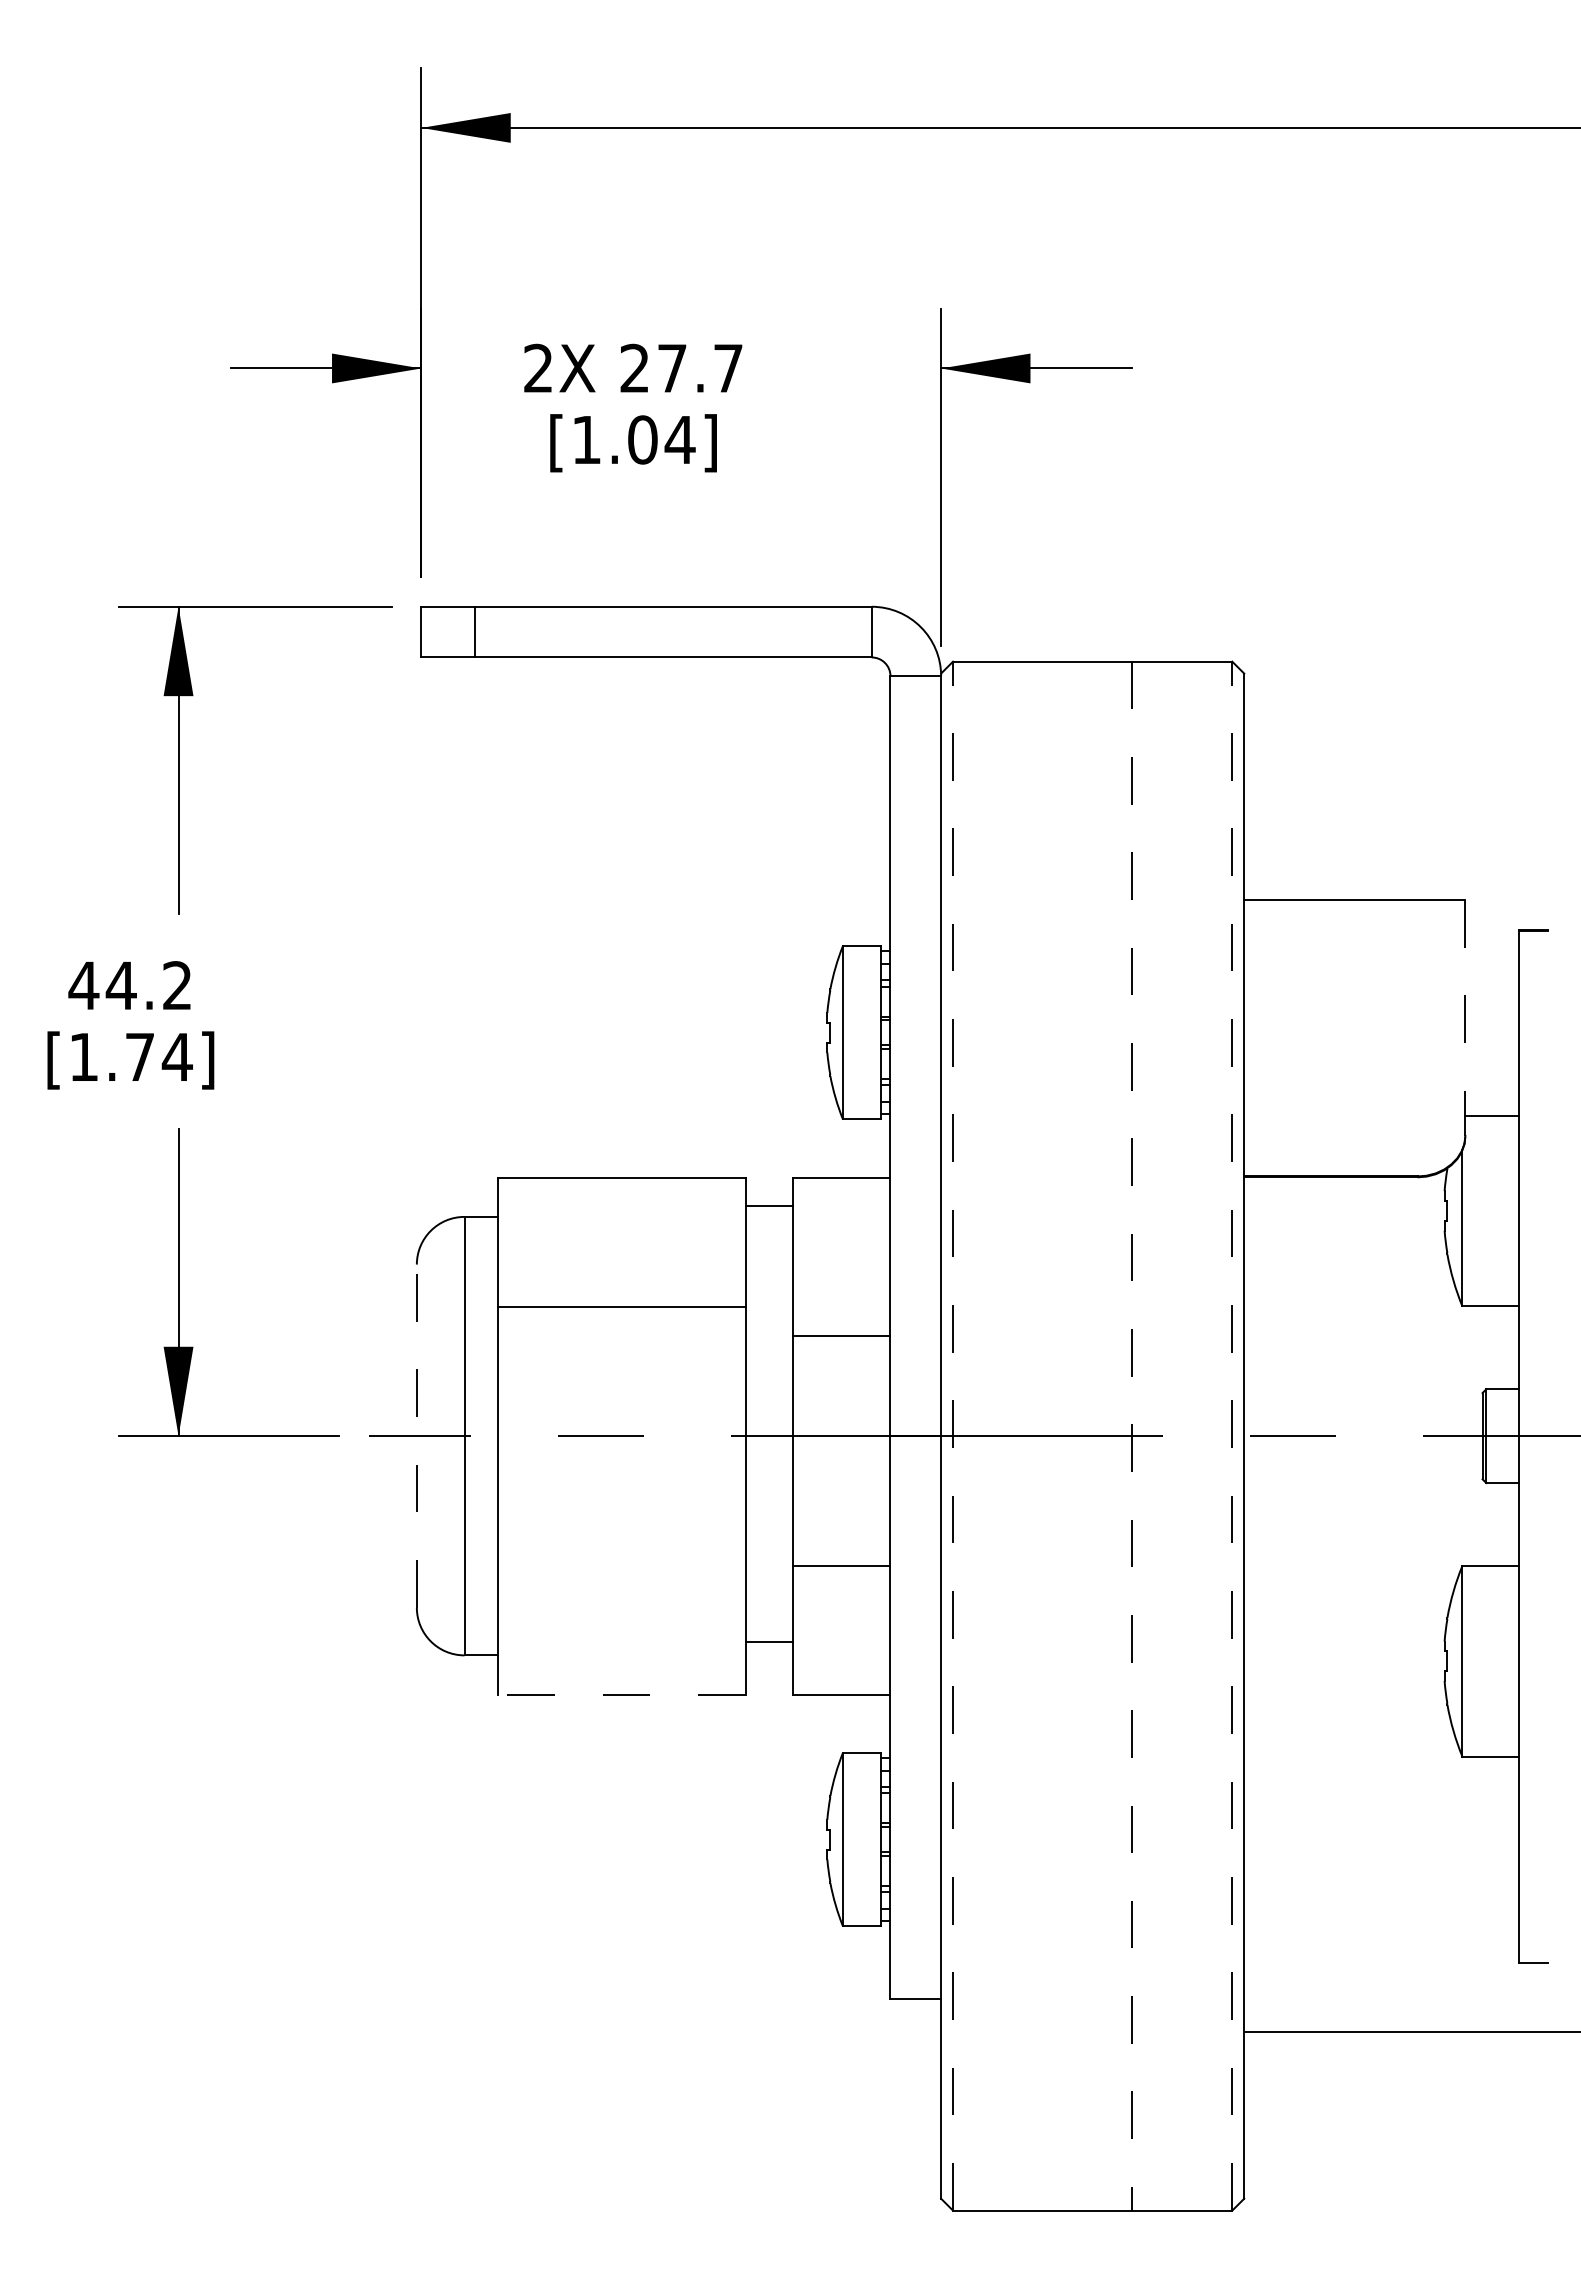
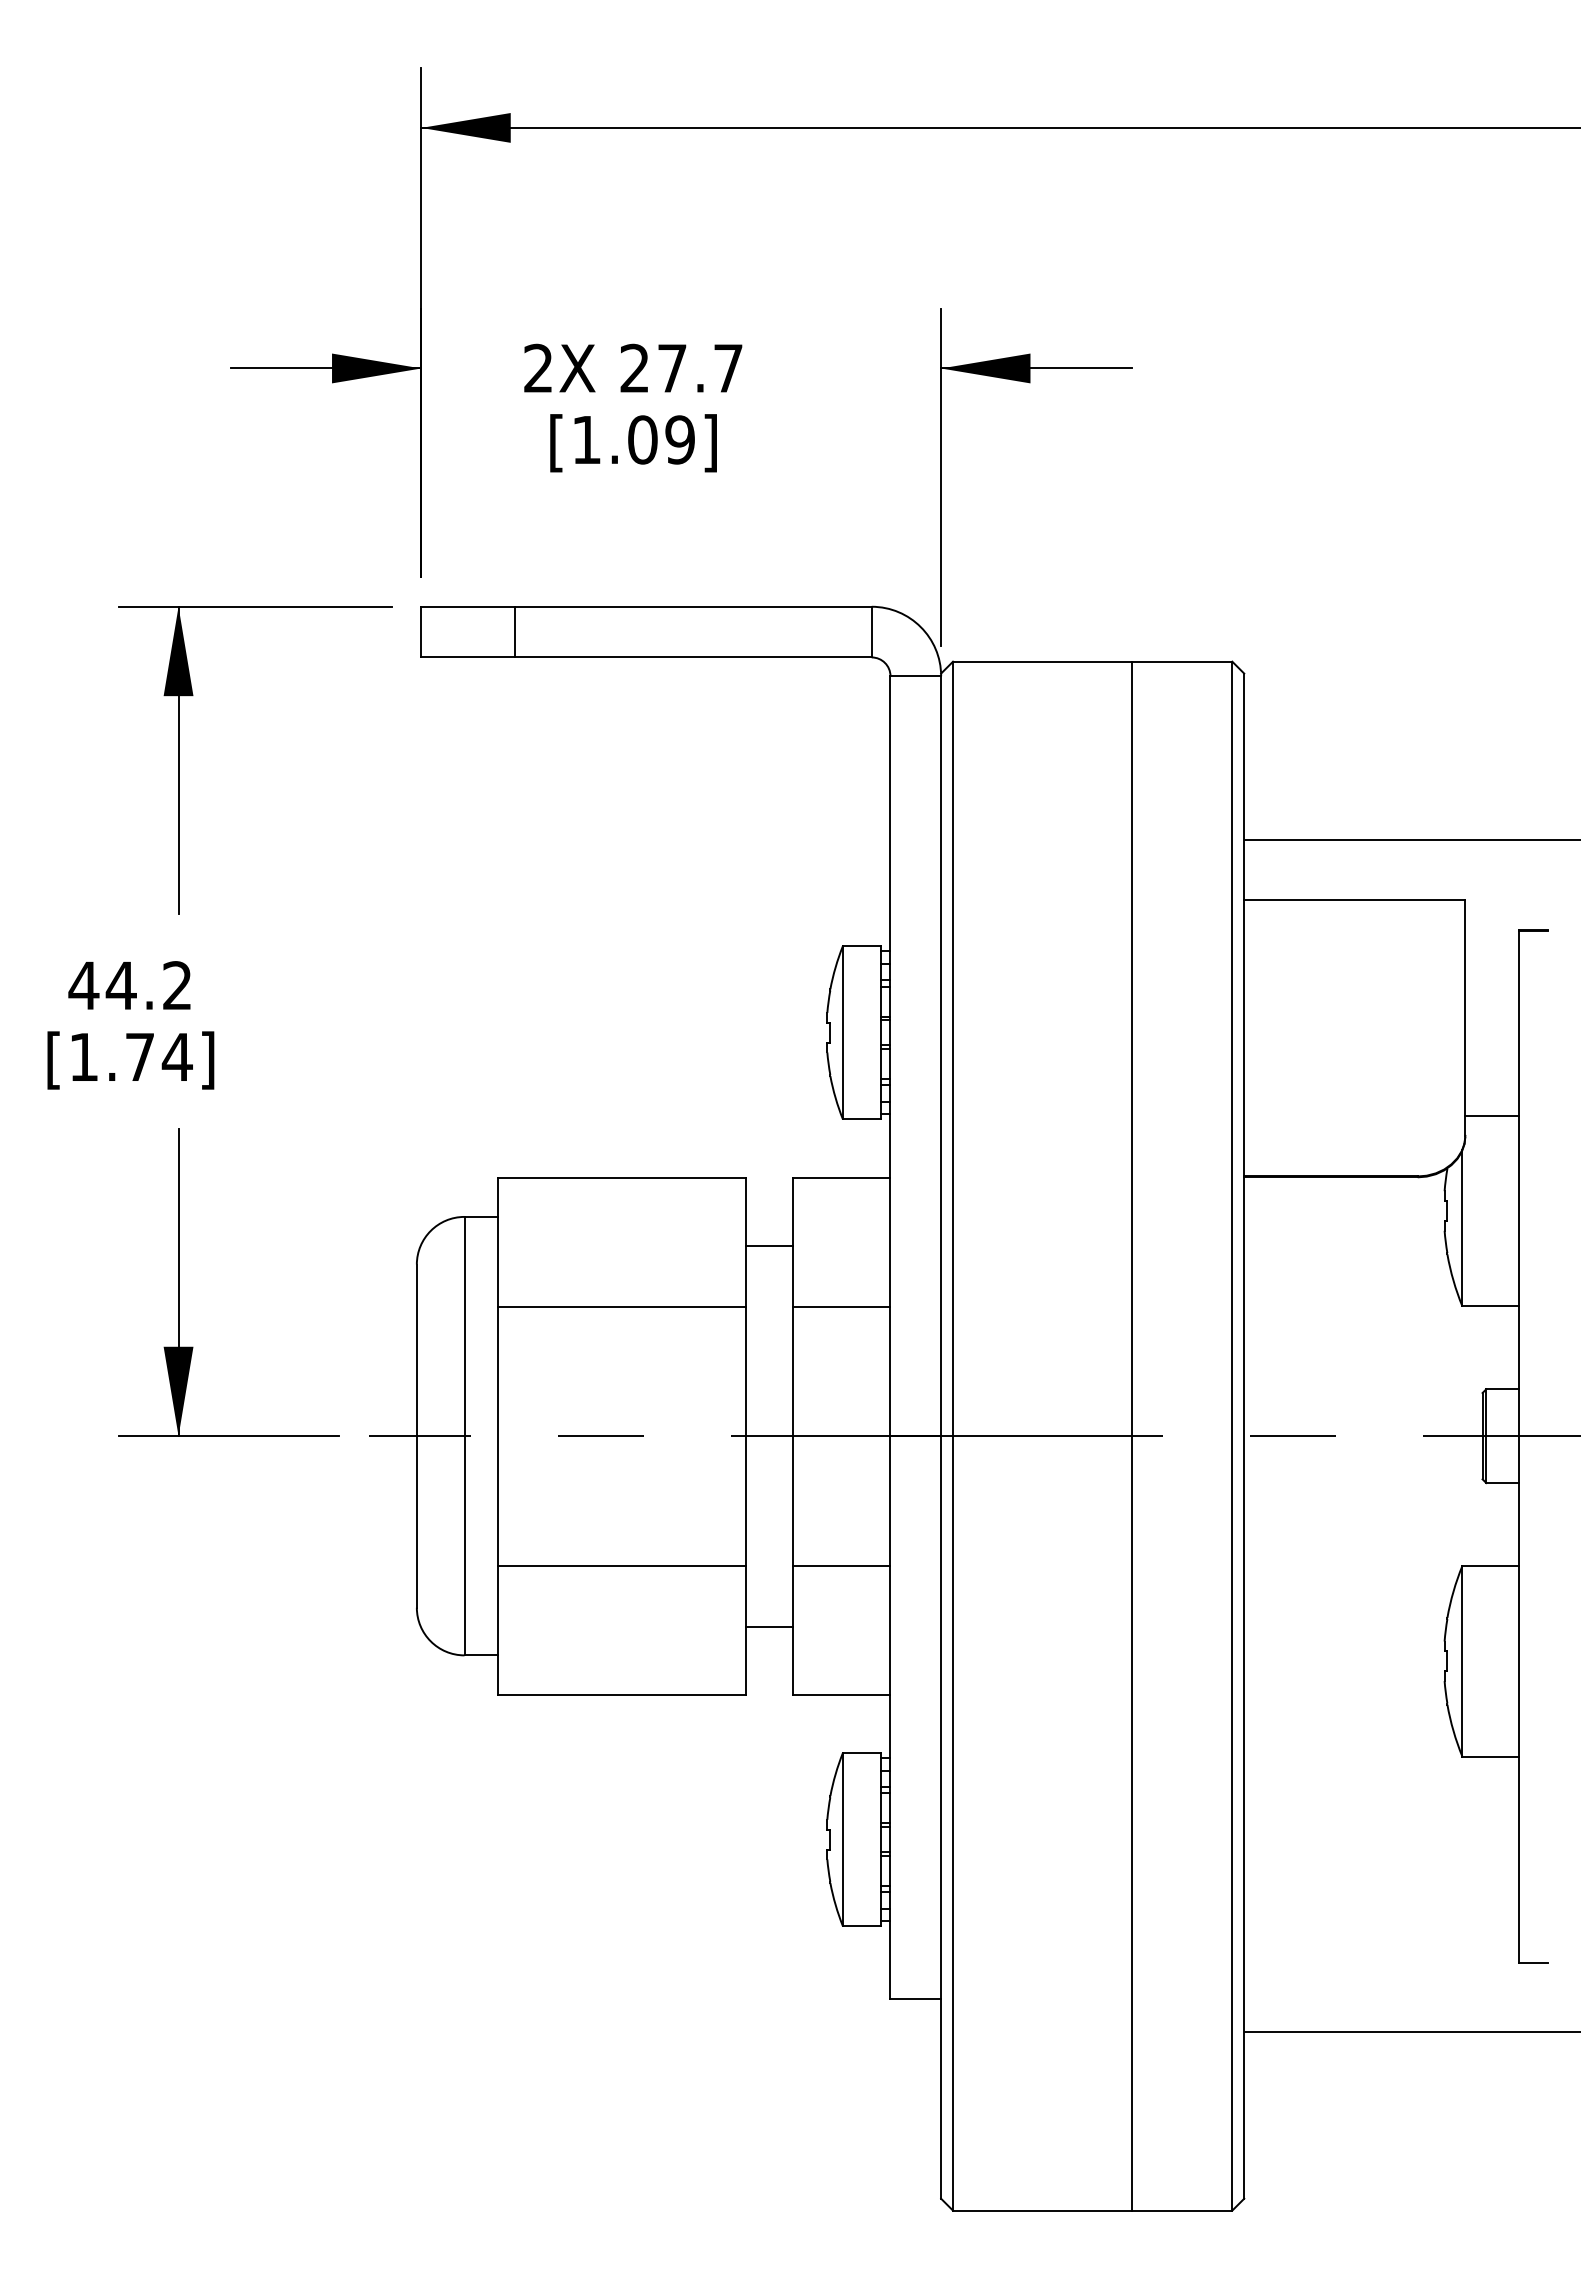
text: [1.04] -> [1.09] (679, 439)
line position: (475, 631) -> (515, 631) (515, 631)
line: none -> present (1410, 840)
line: dashed -> solid (1465, 1017)
line position: (769, 1205) -> (769, 1245) (769, 1245)
line position: (841, 1335) -> (841, 1306) (841, 1306)
line: dashed -> solid (953, 1435)
line: dashed -> solid (1232, 1435)
line: dashed -> solid (416, 1436)
line: dashed -> solid (1131, 1436)
line: none -> present (621, 1565)
line position: (769, 1641) -> (769, 1626) (769, 1626)
line: dashed -> solid (621, 1694)
